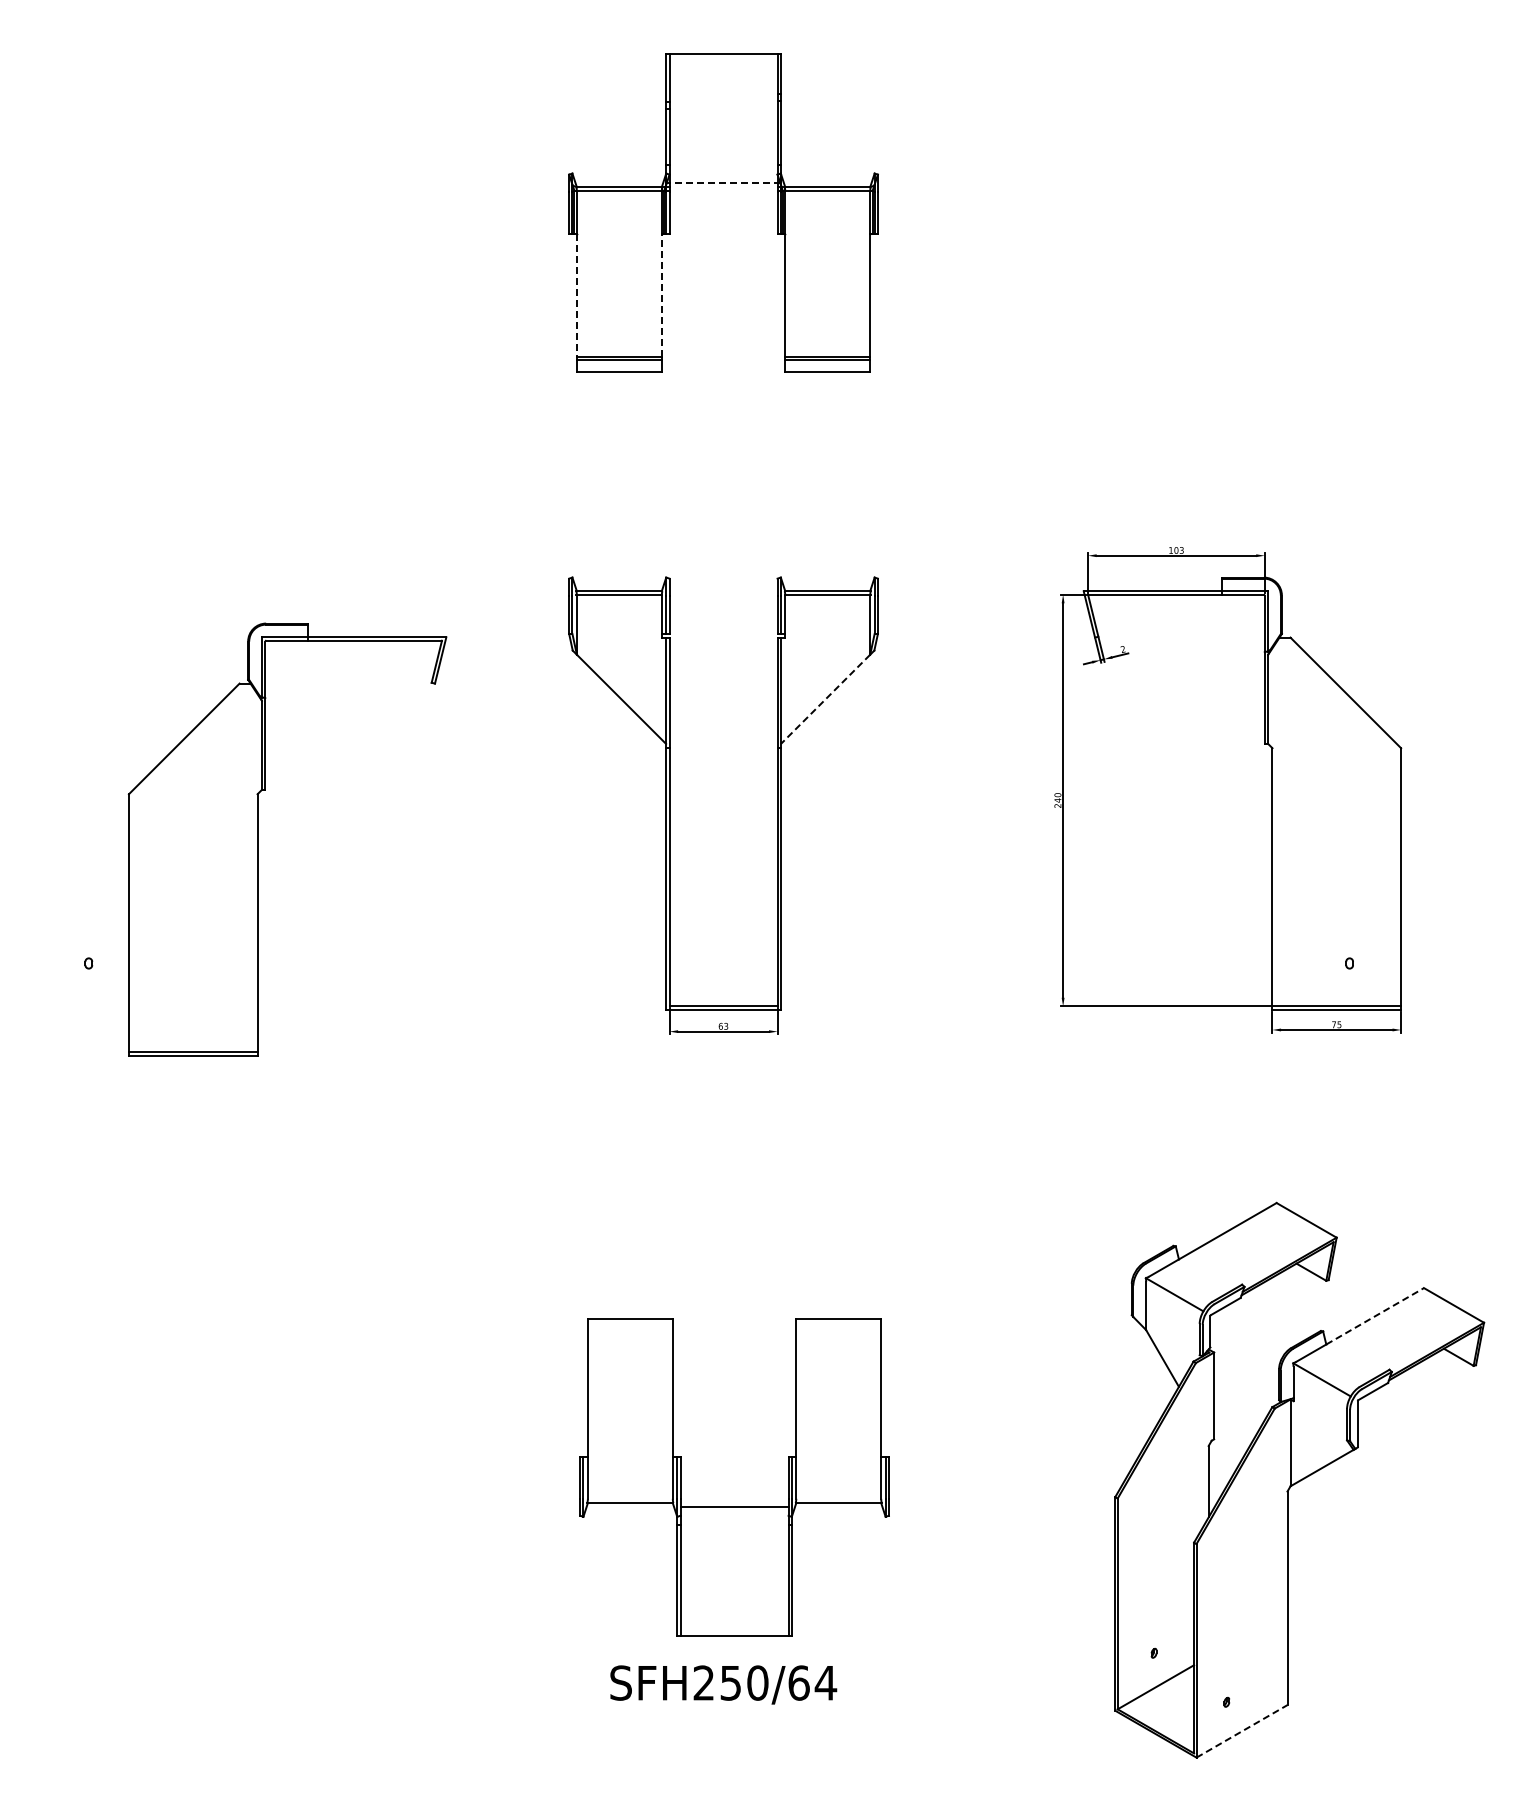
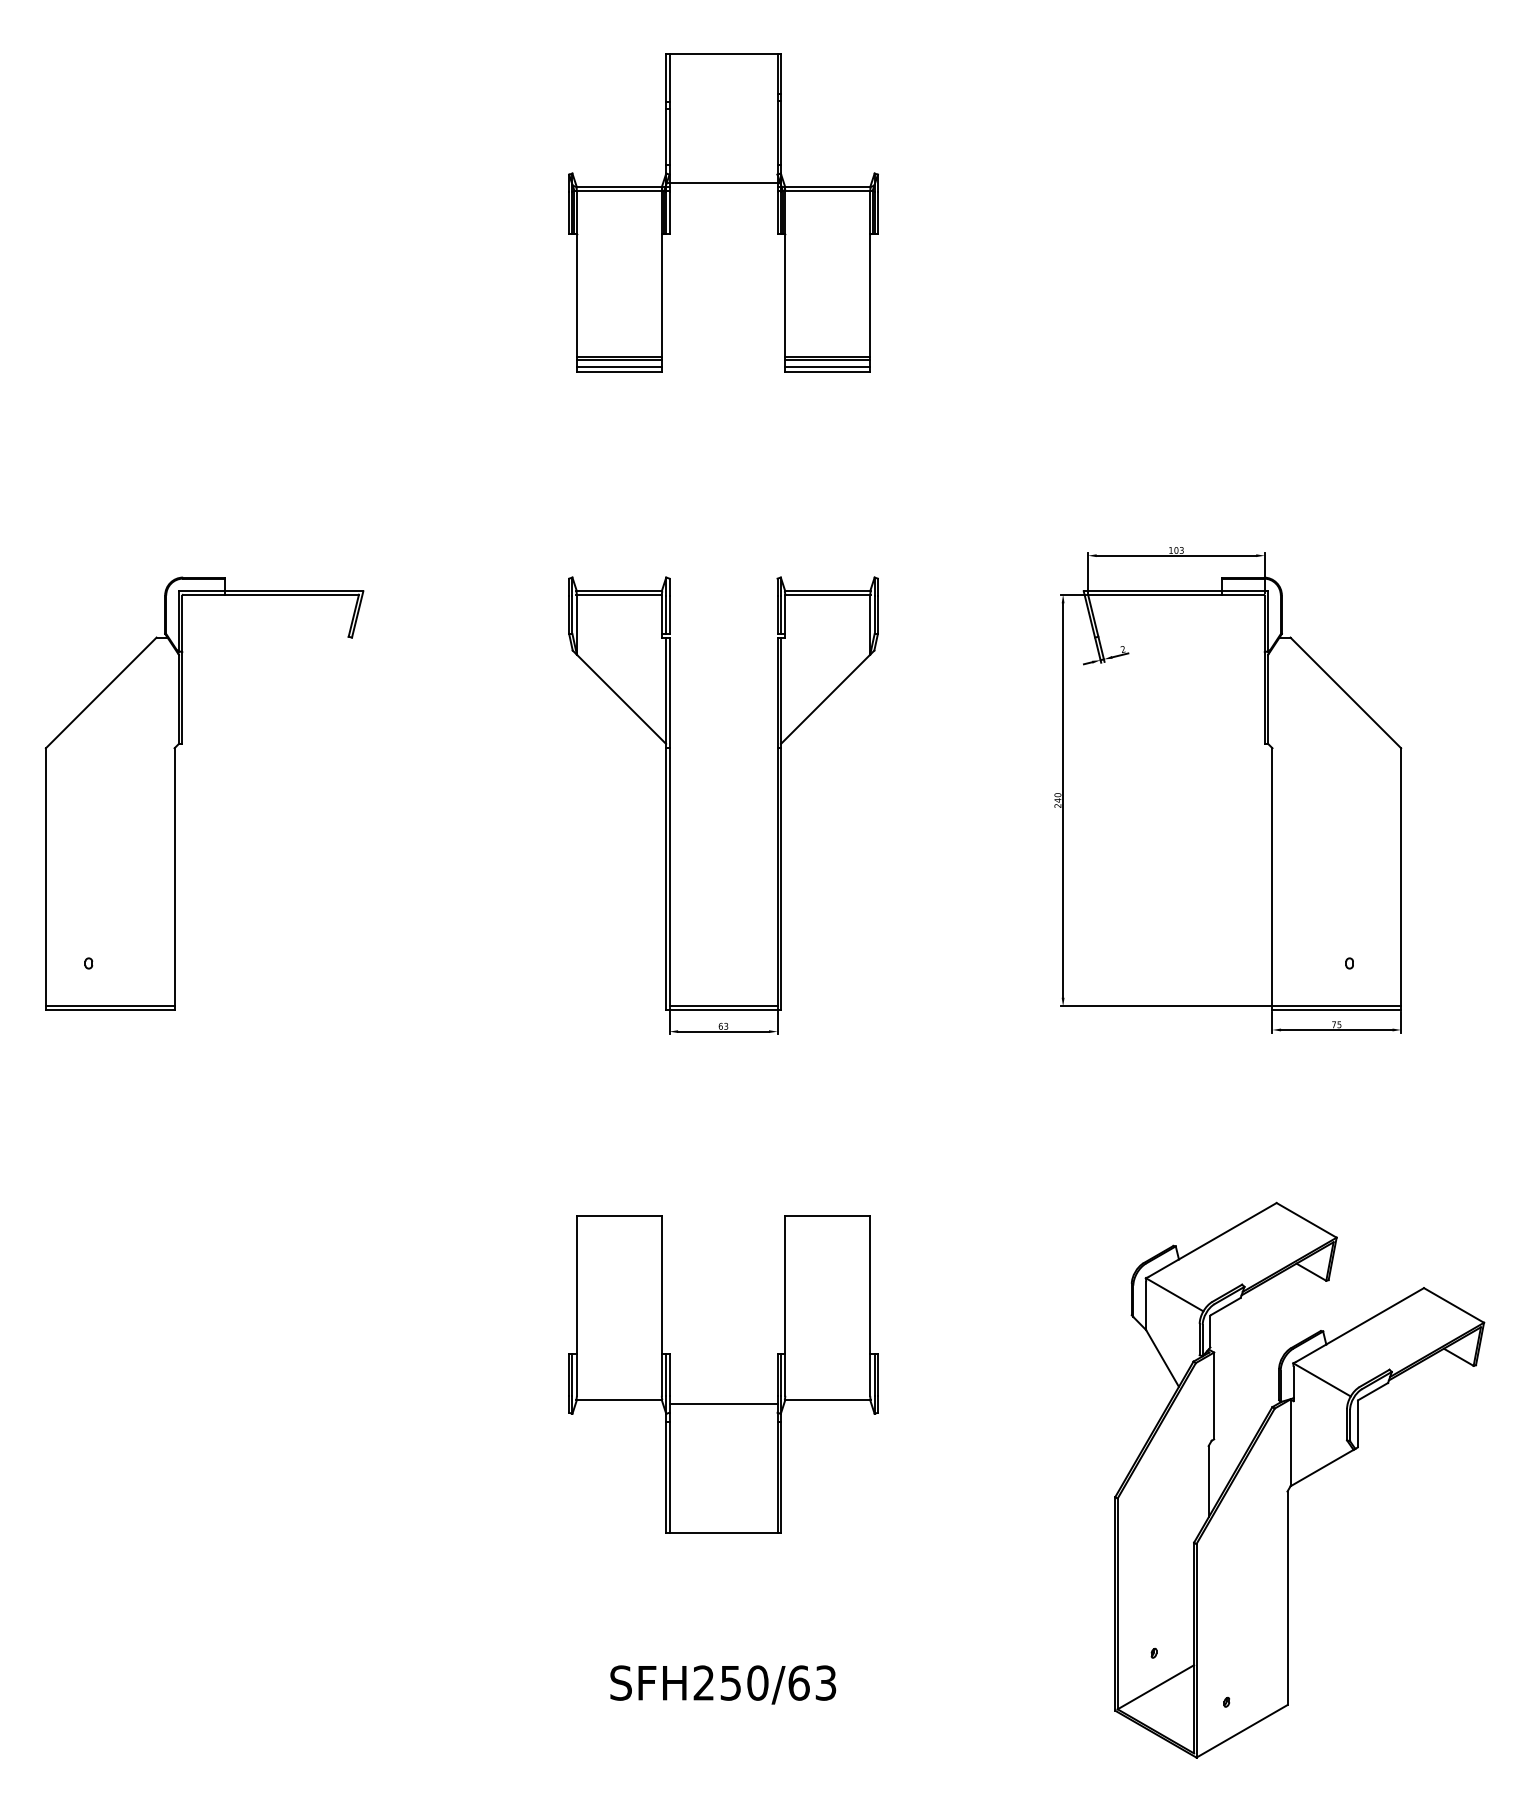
line: dashed -> solid (723, 183)
line: dashed -> solid (576, 295)
line: dashed -> solid (661, 295)
line: none -> present (618, 367)
line: none -> present (827, 367)
line: dashed -> solid (825, 699)
part position: (258, 839) -> (175, 793) (175, 793)
line: dashed -> solid (1375, 1316)
part position: (734, 1506) -> (723, 1403) (723, 1403)
text: SFH250/64 -> SFH250/63 (825, 1682)
line: dashed -> solid (1242, 1731)
